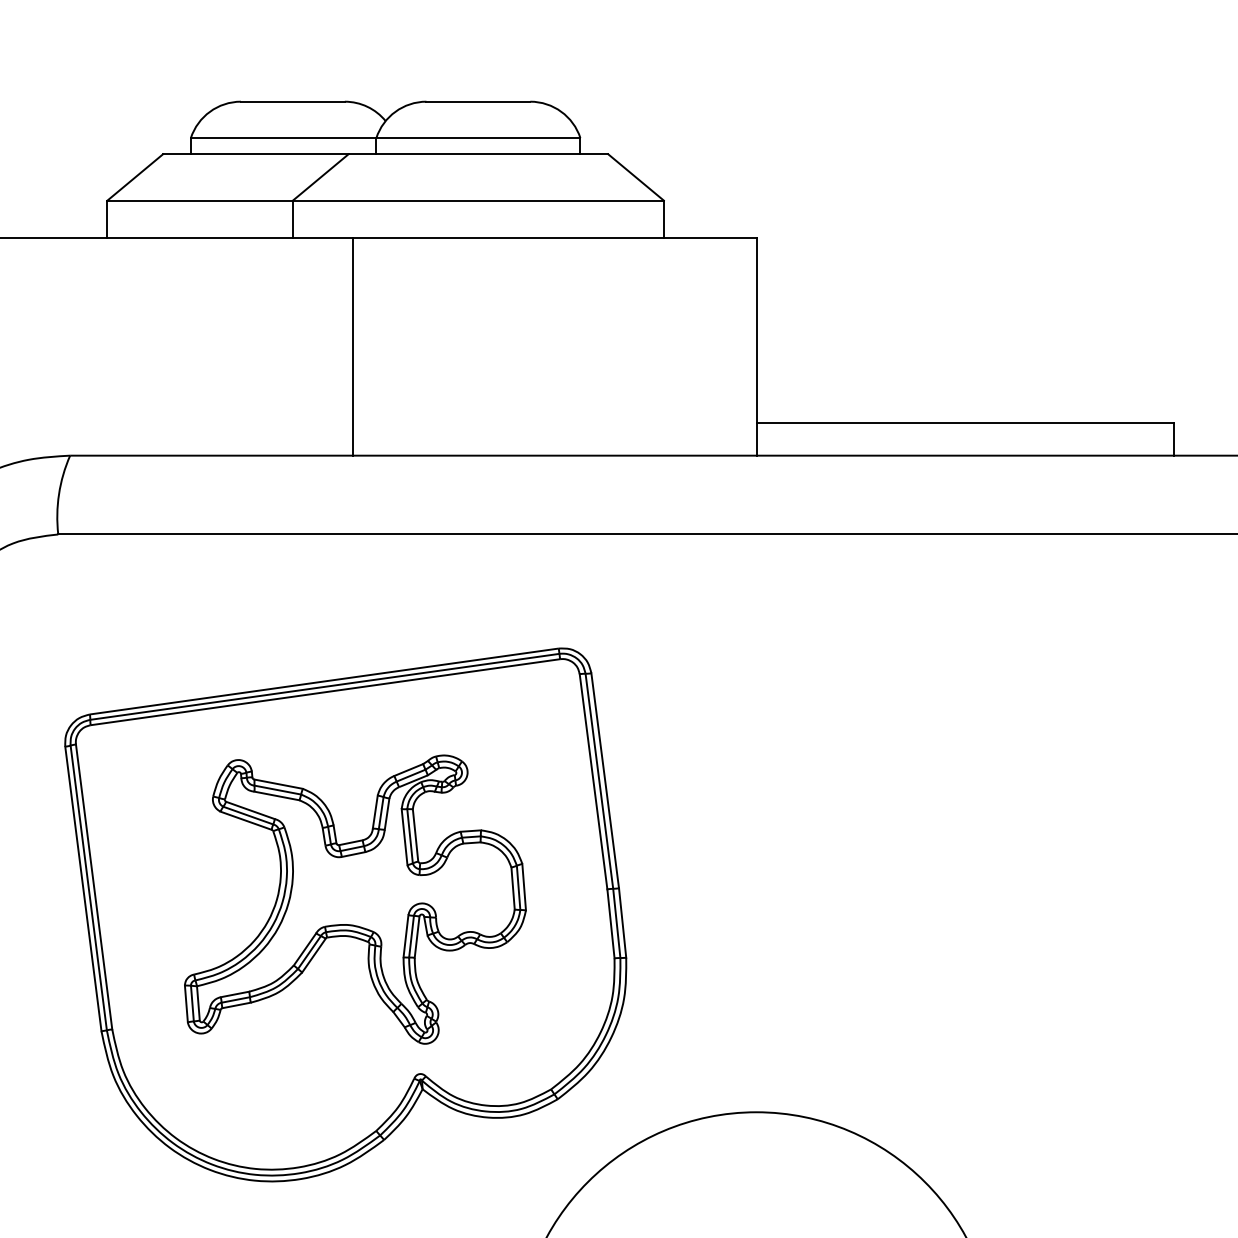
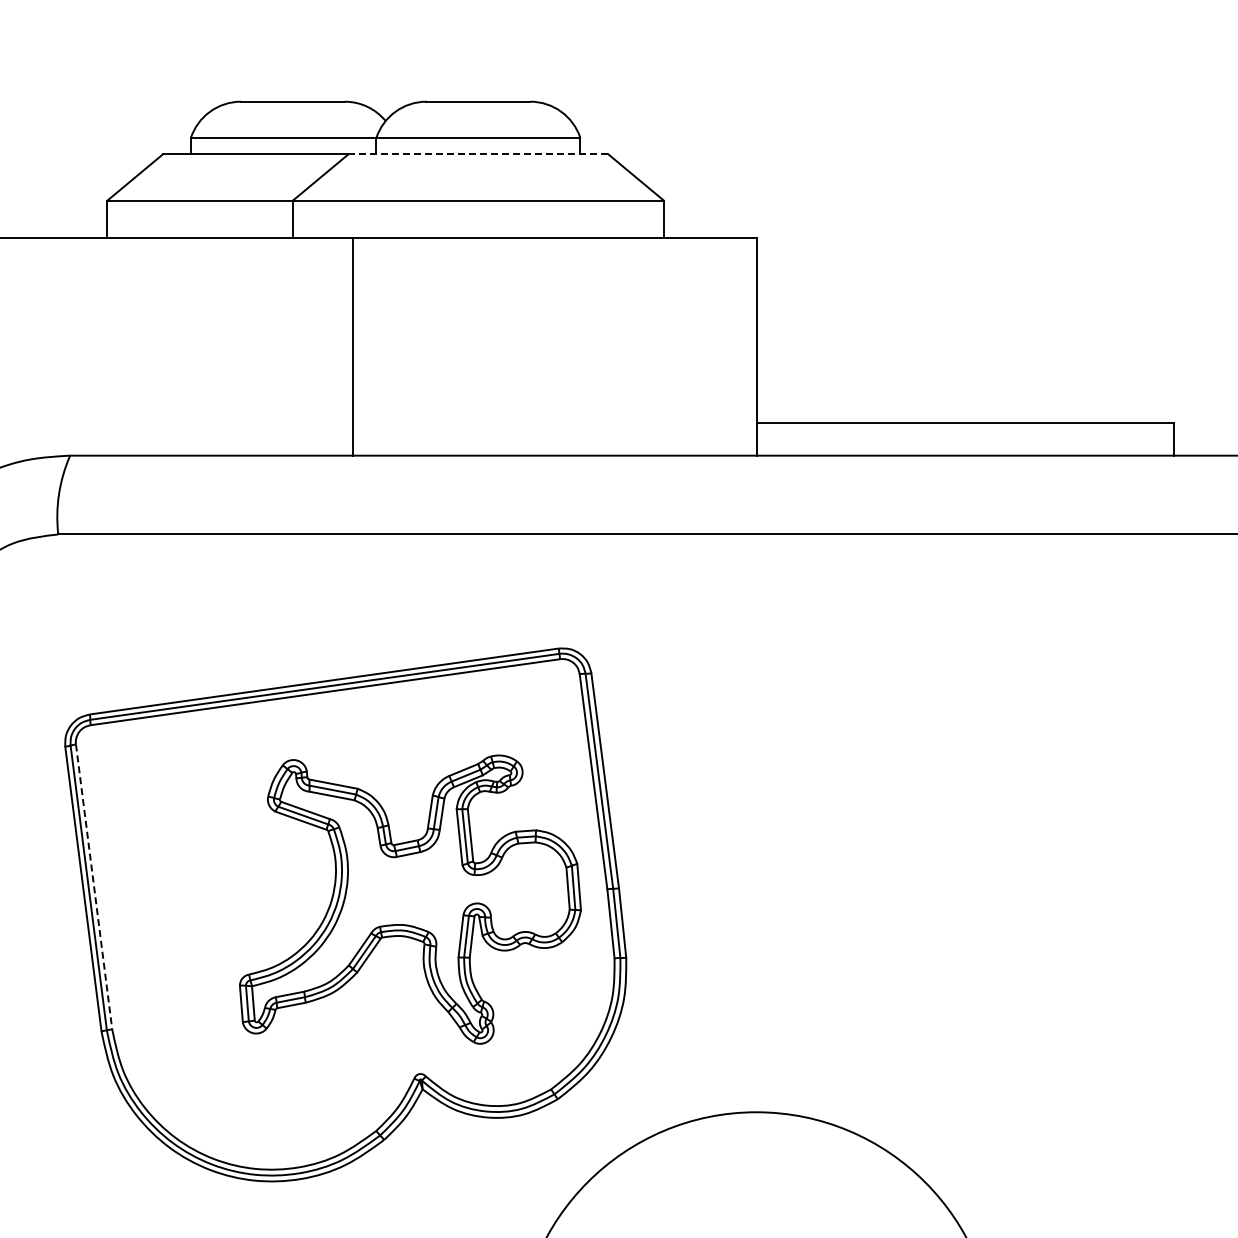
line: solid -> dashed (478, 154)
line: solid -> dashed (94, 886)
part position: (355, 899) -> (410, 899) (410, 899)
